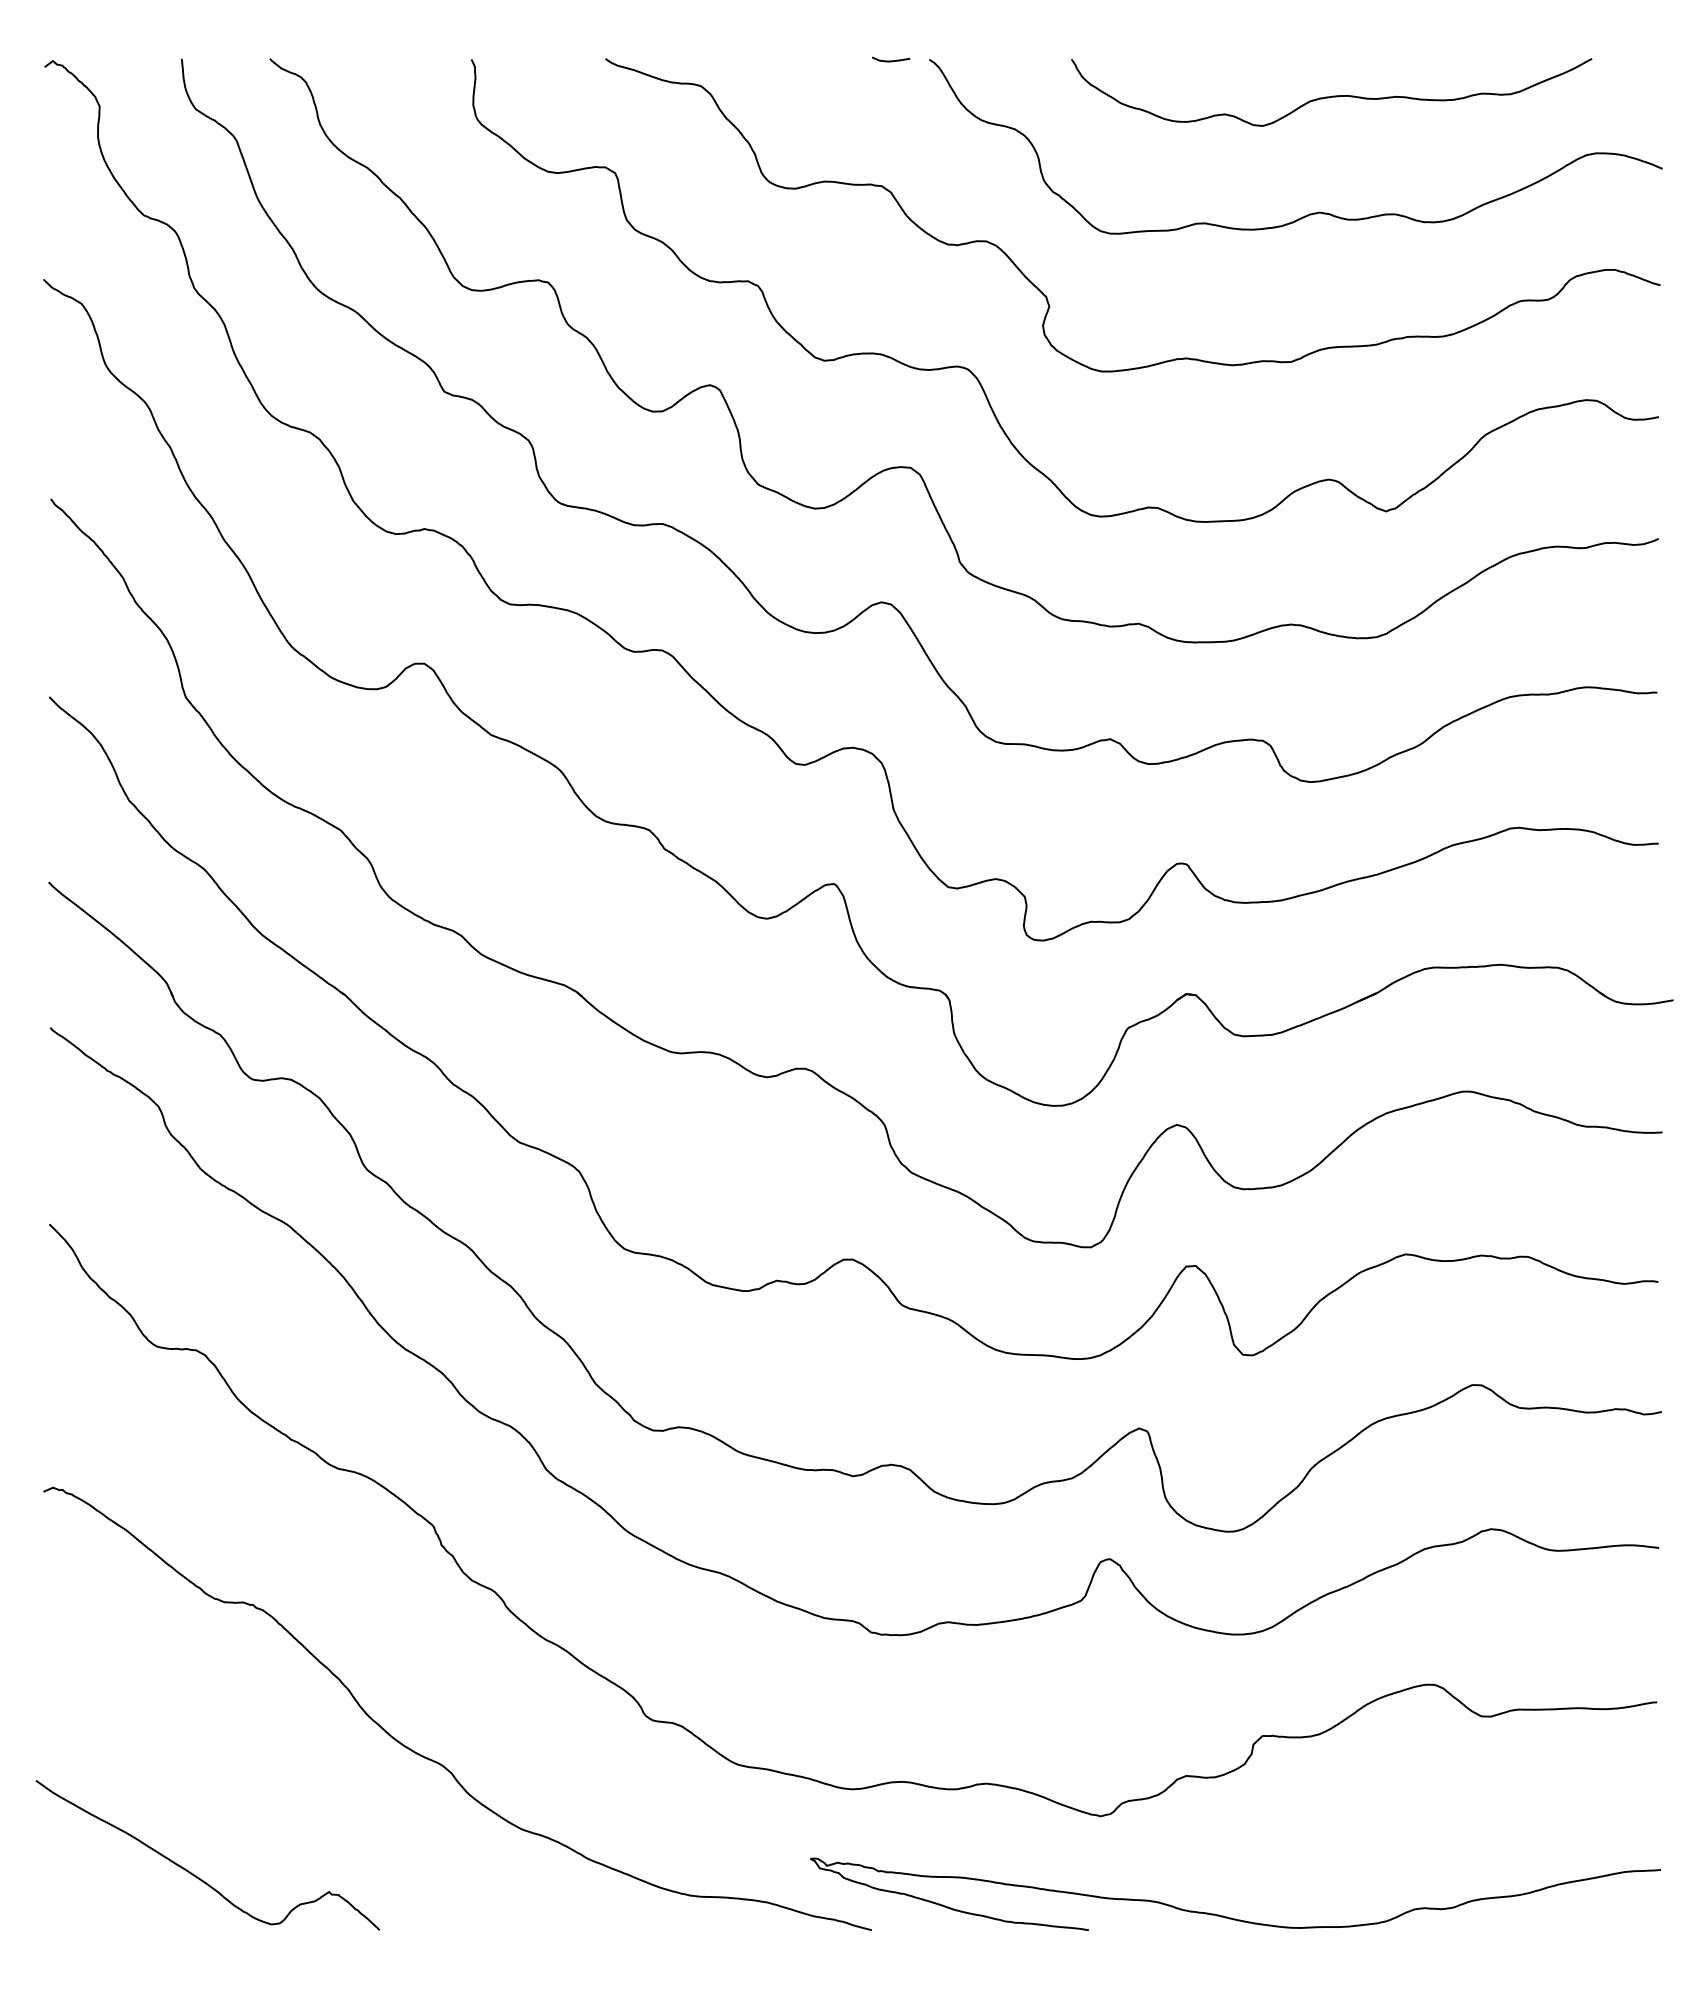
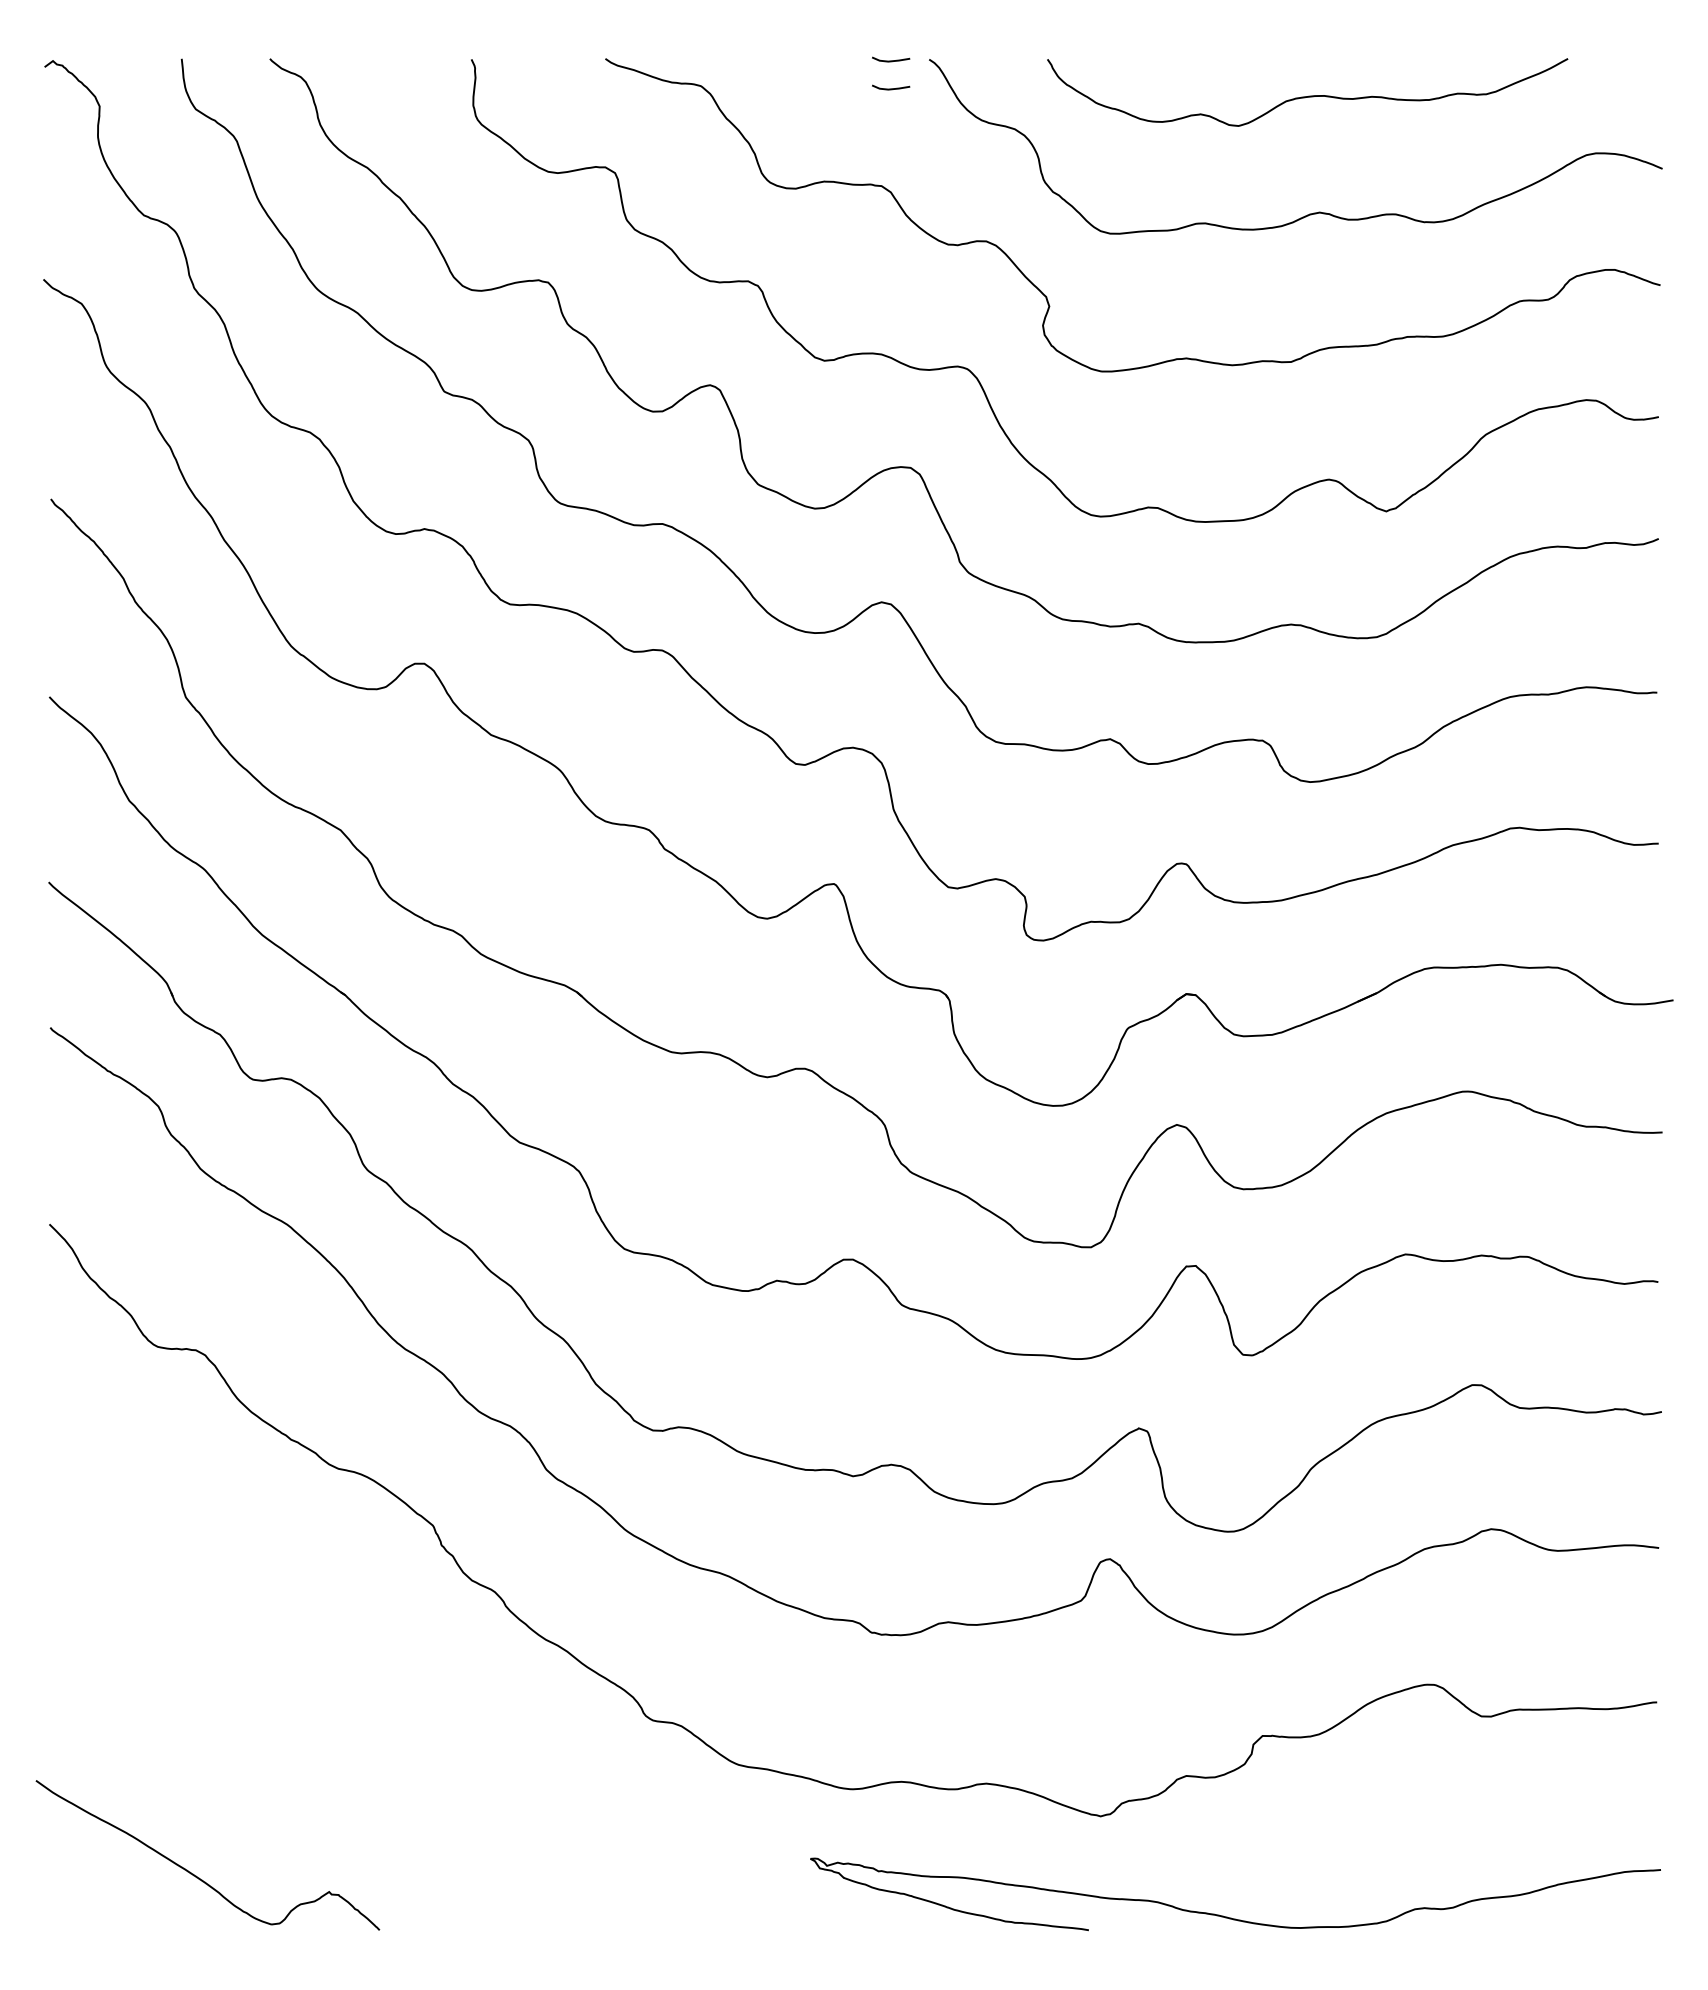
line: none -> present (891, 88)
curve position: (1332, 95) -> (1308, 95) (1308, 95)
curve: present -> none (437, 1761)
